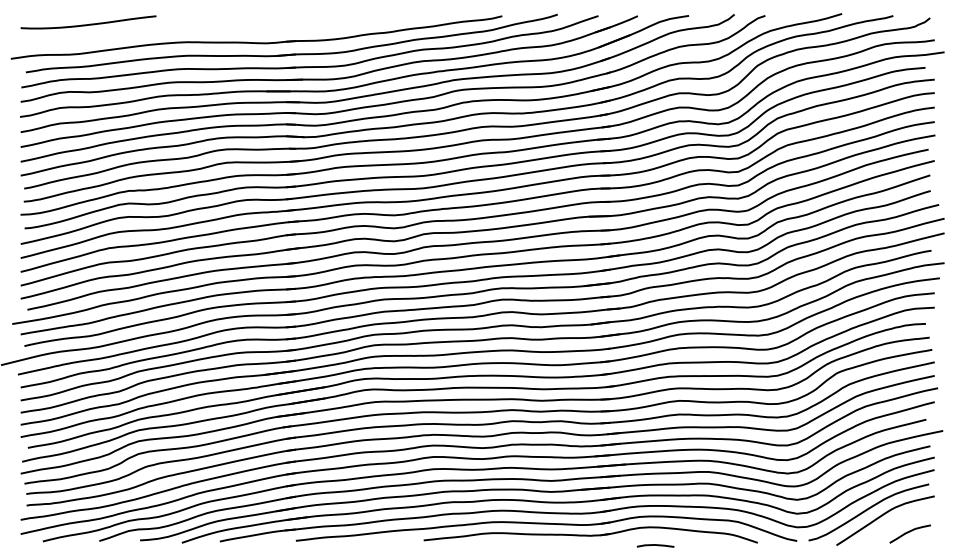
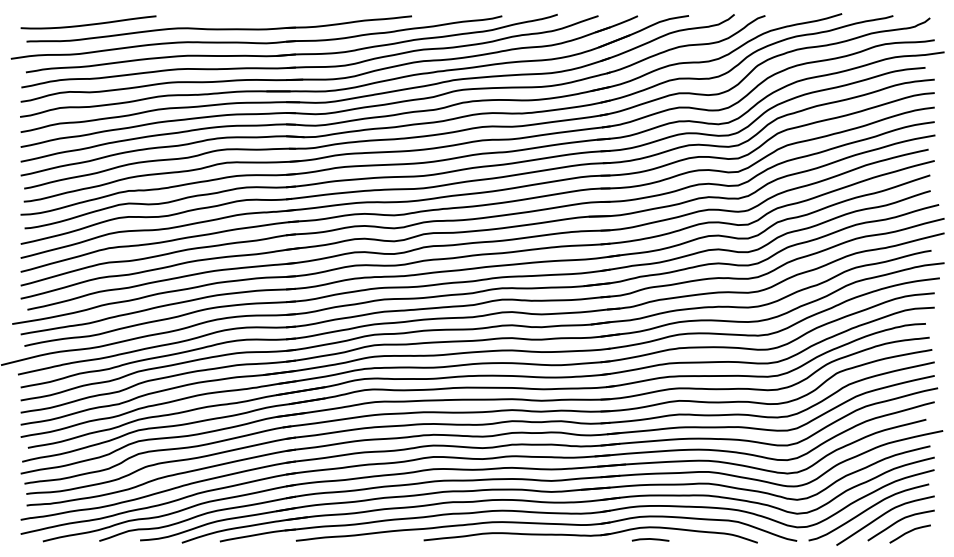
part: none -> present (218, 28)
curve: none -> present (898, 522)
line position: (655, 545) -> (650, 539) (650, 539)
